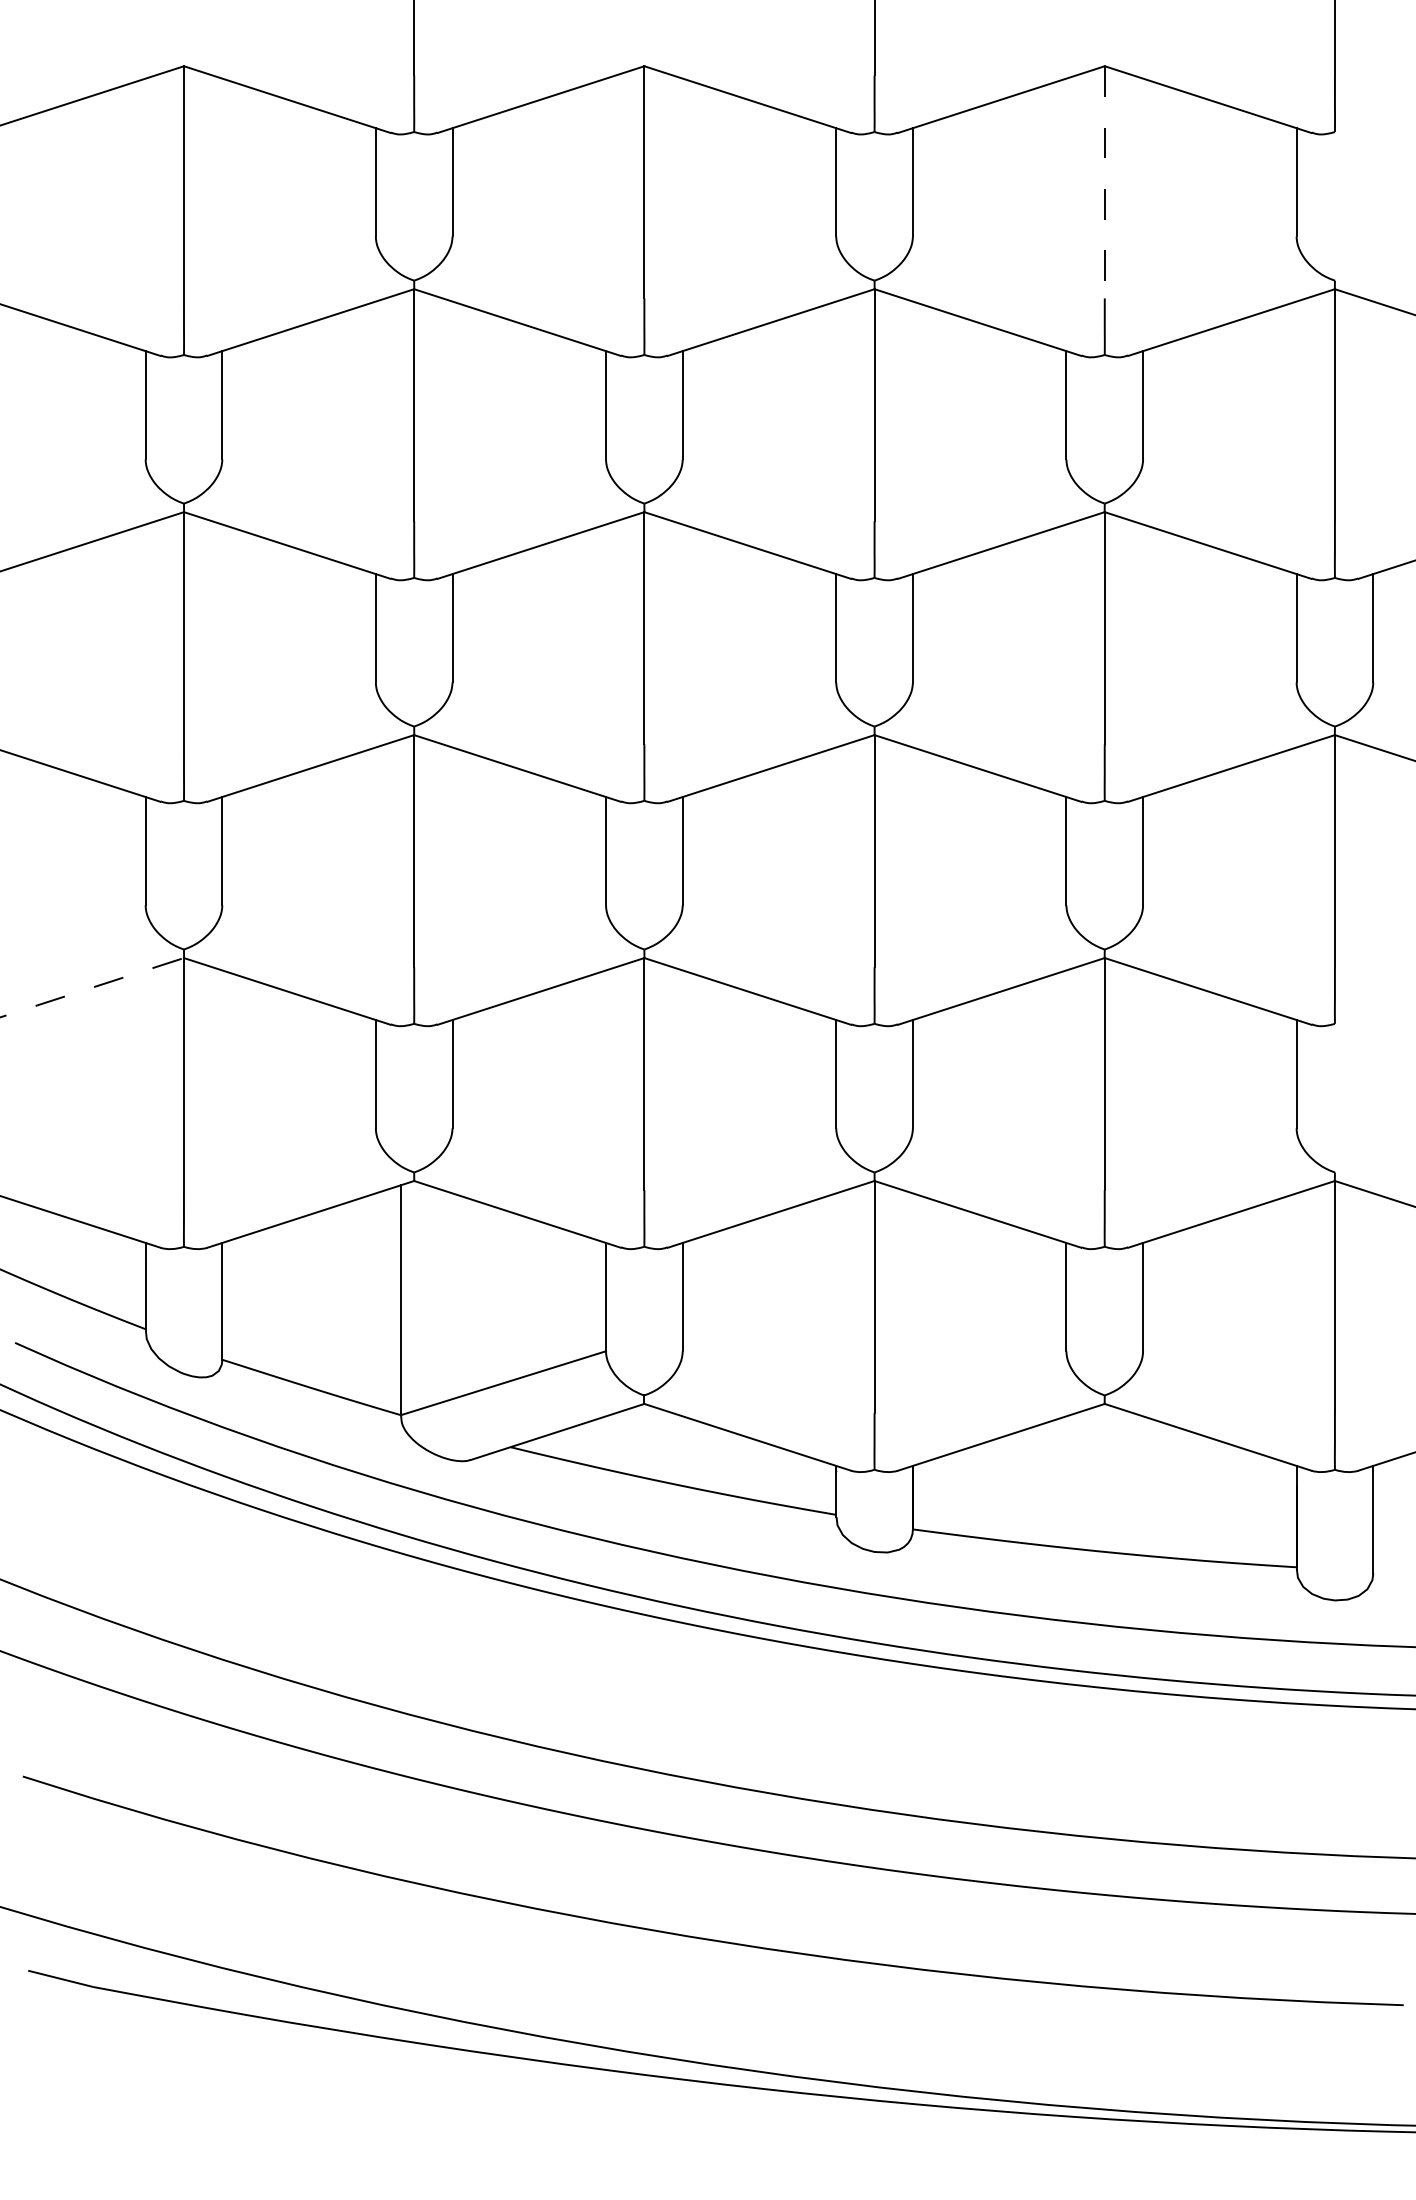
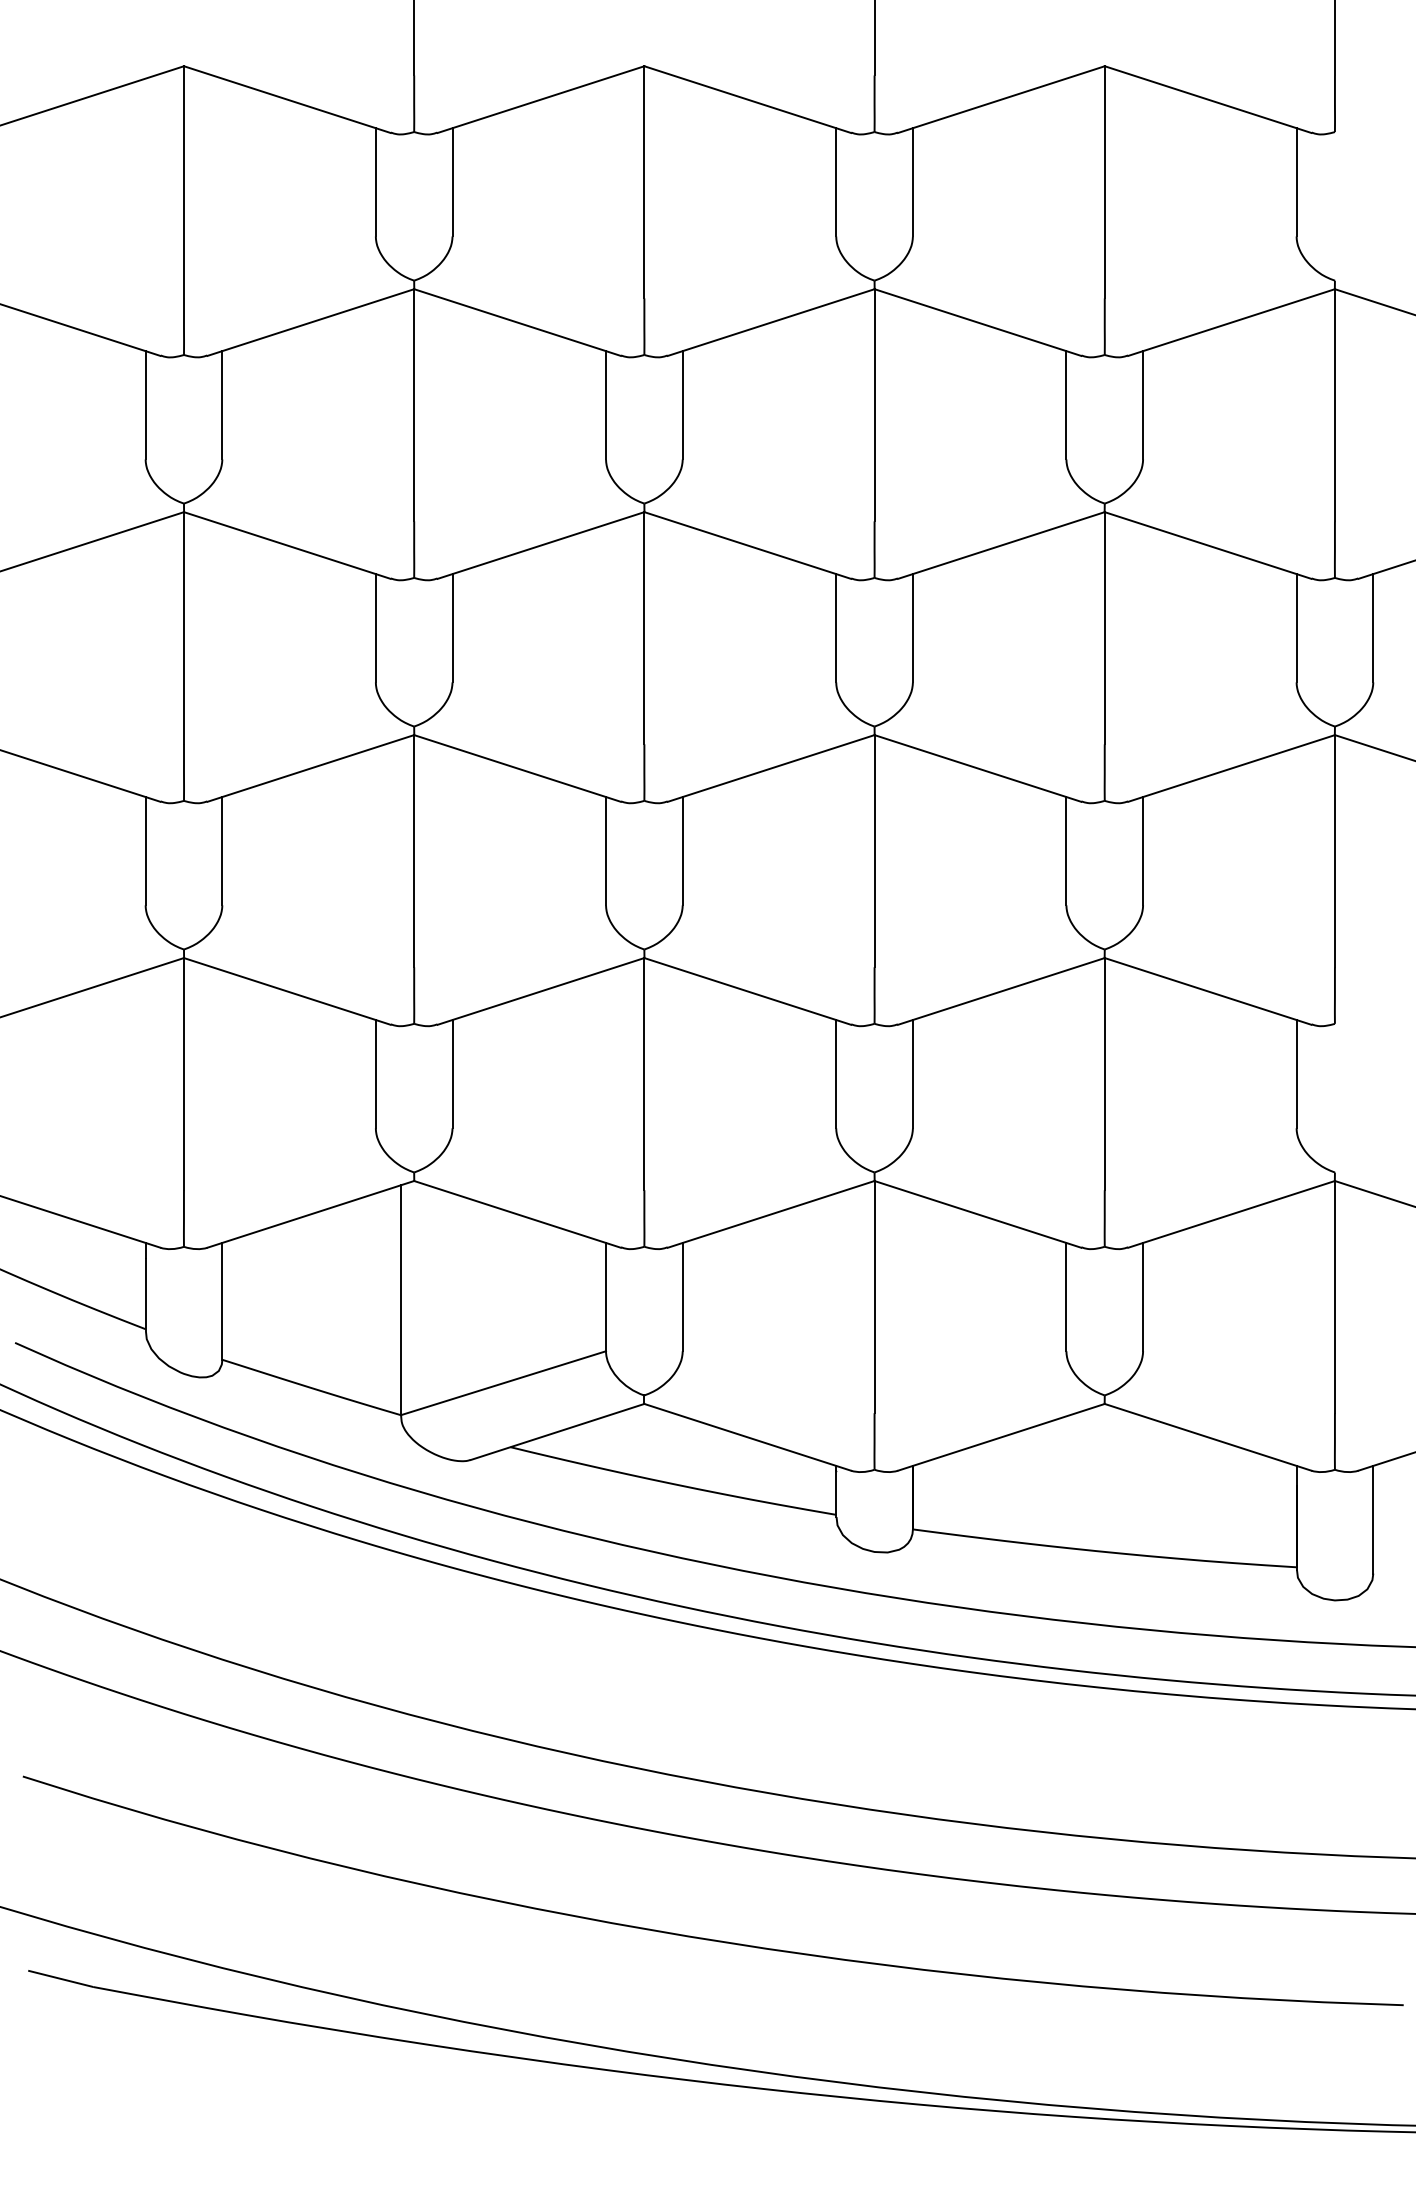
line: dashed -> solid (1104, 182)
line: dashed -> solid (92, 987)
